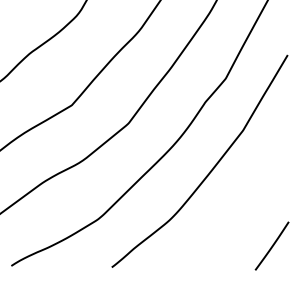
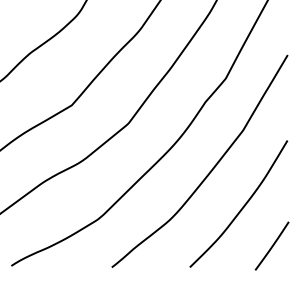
curve: none -> present (242, 206)
